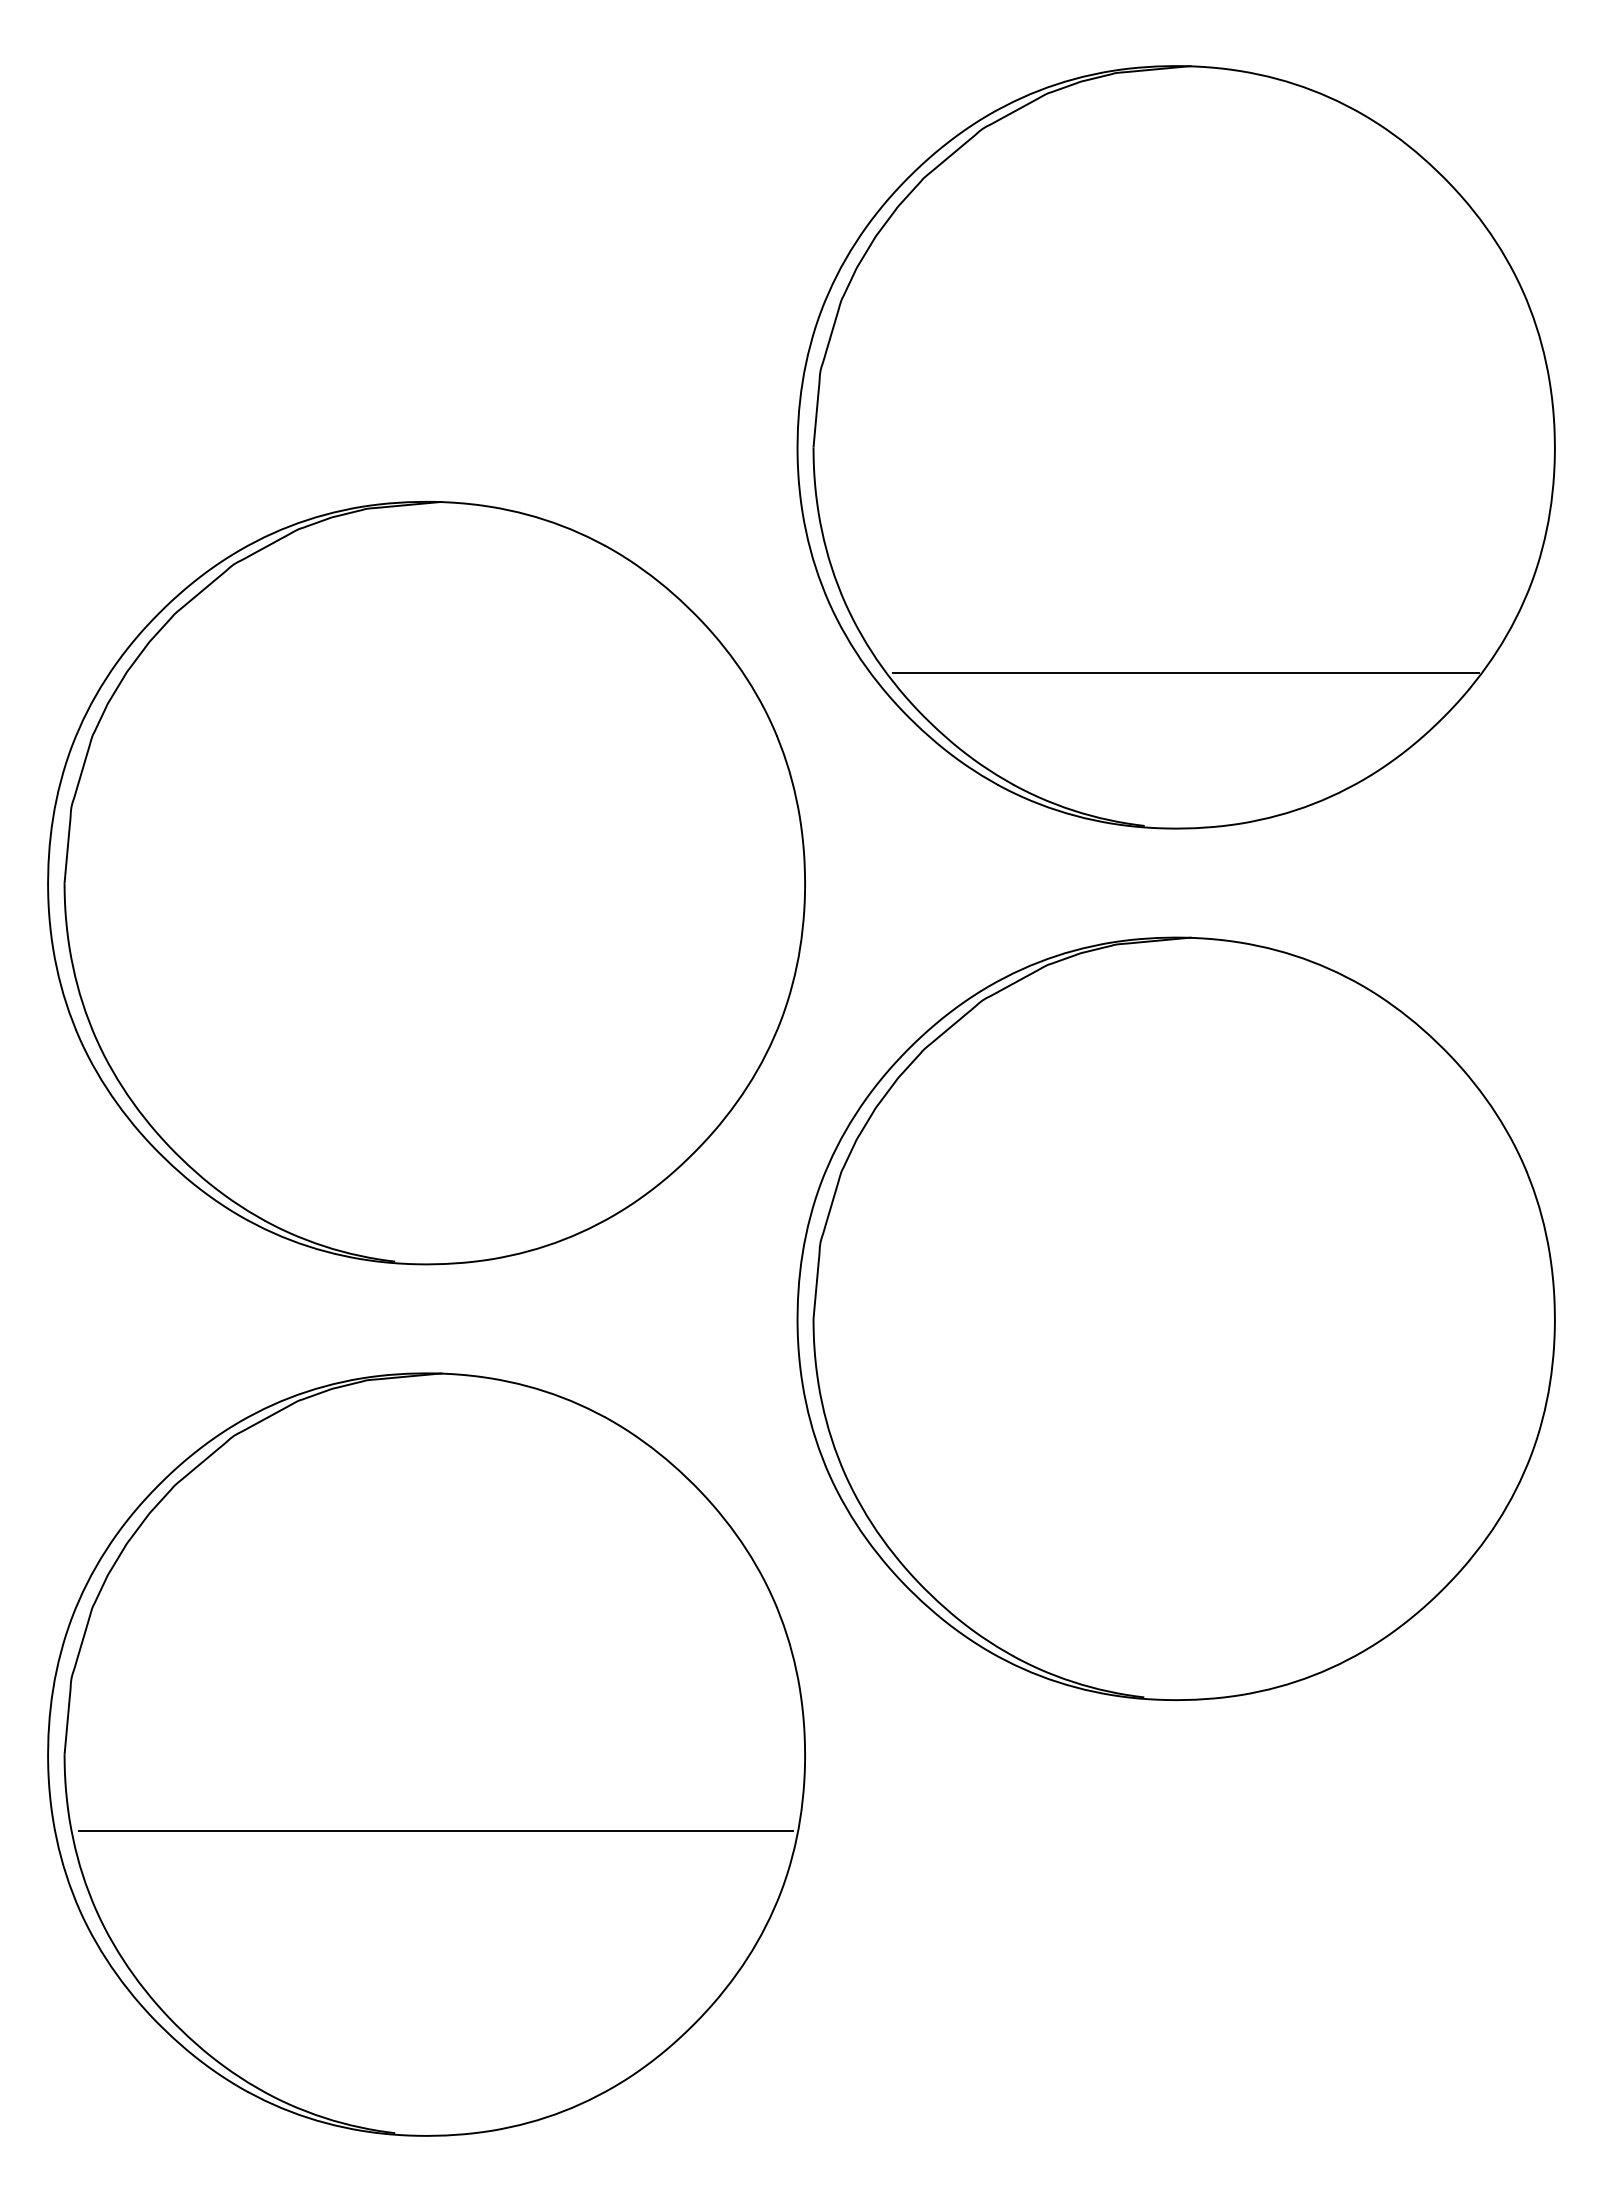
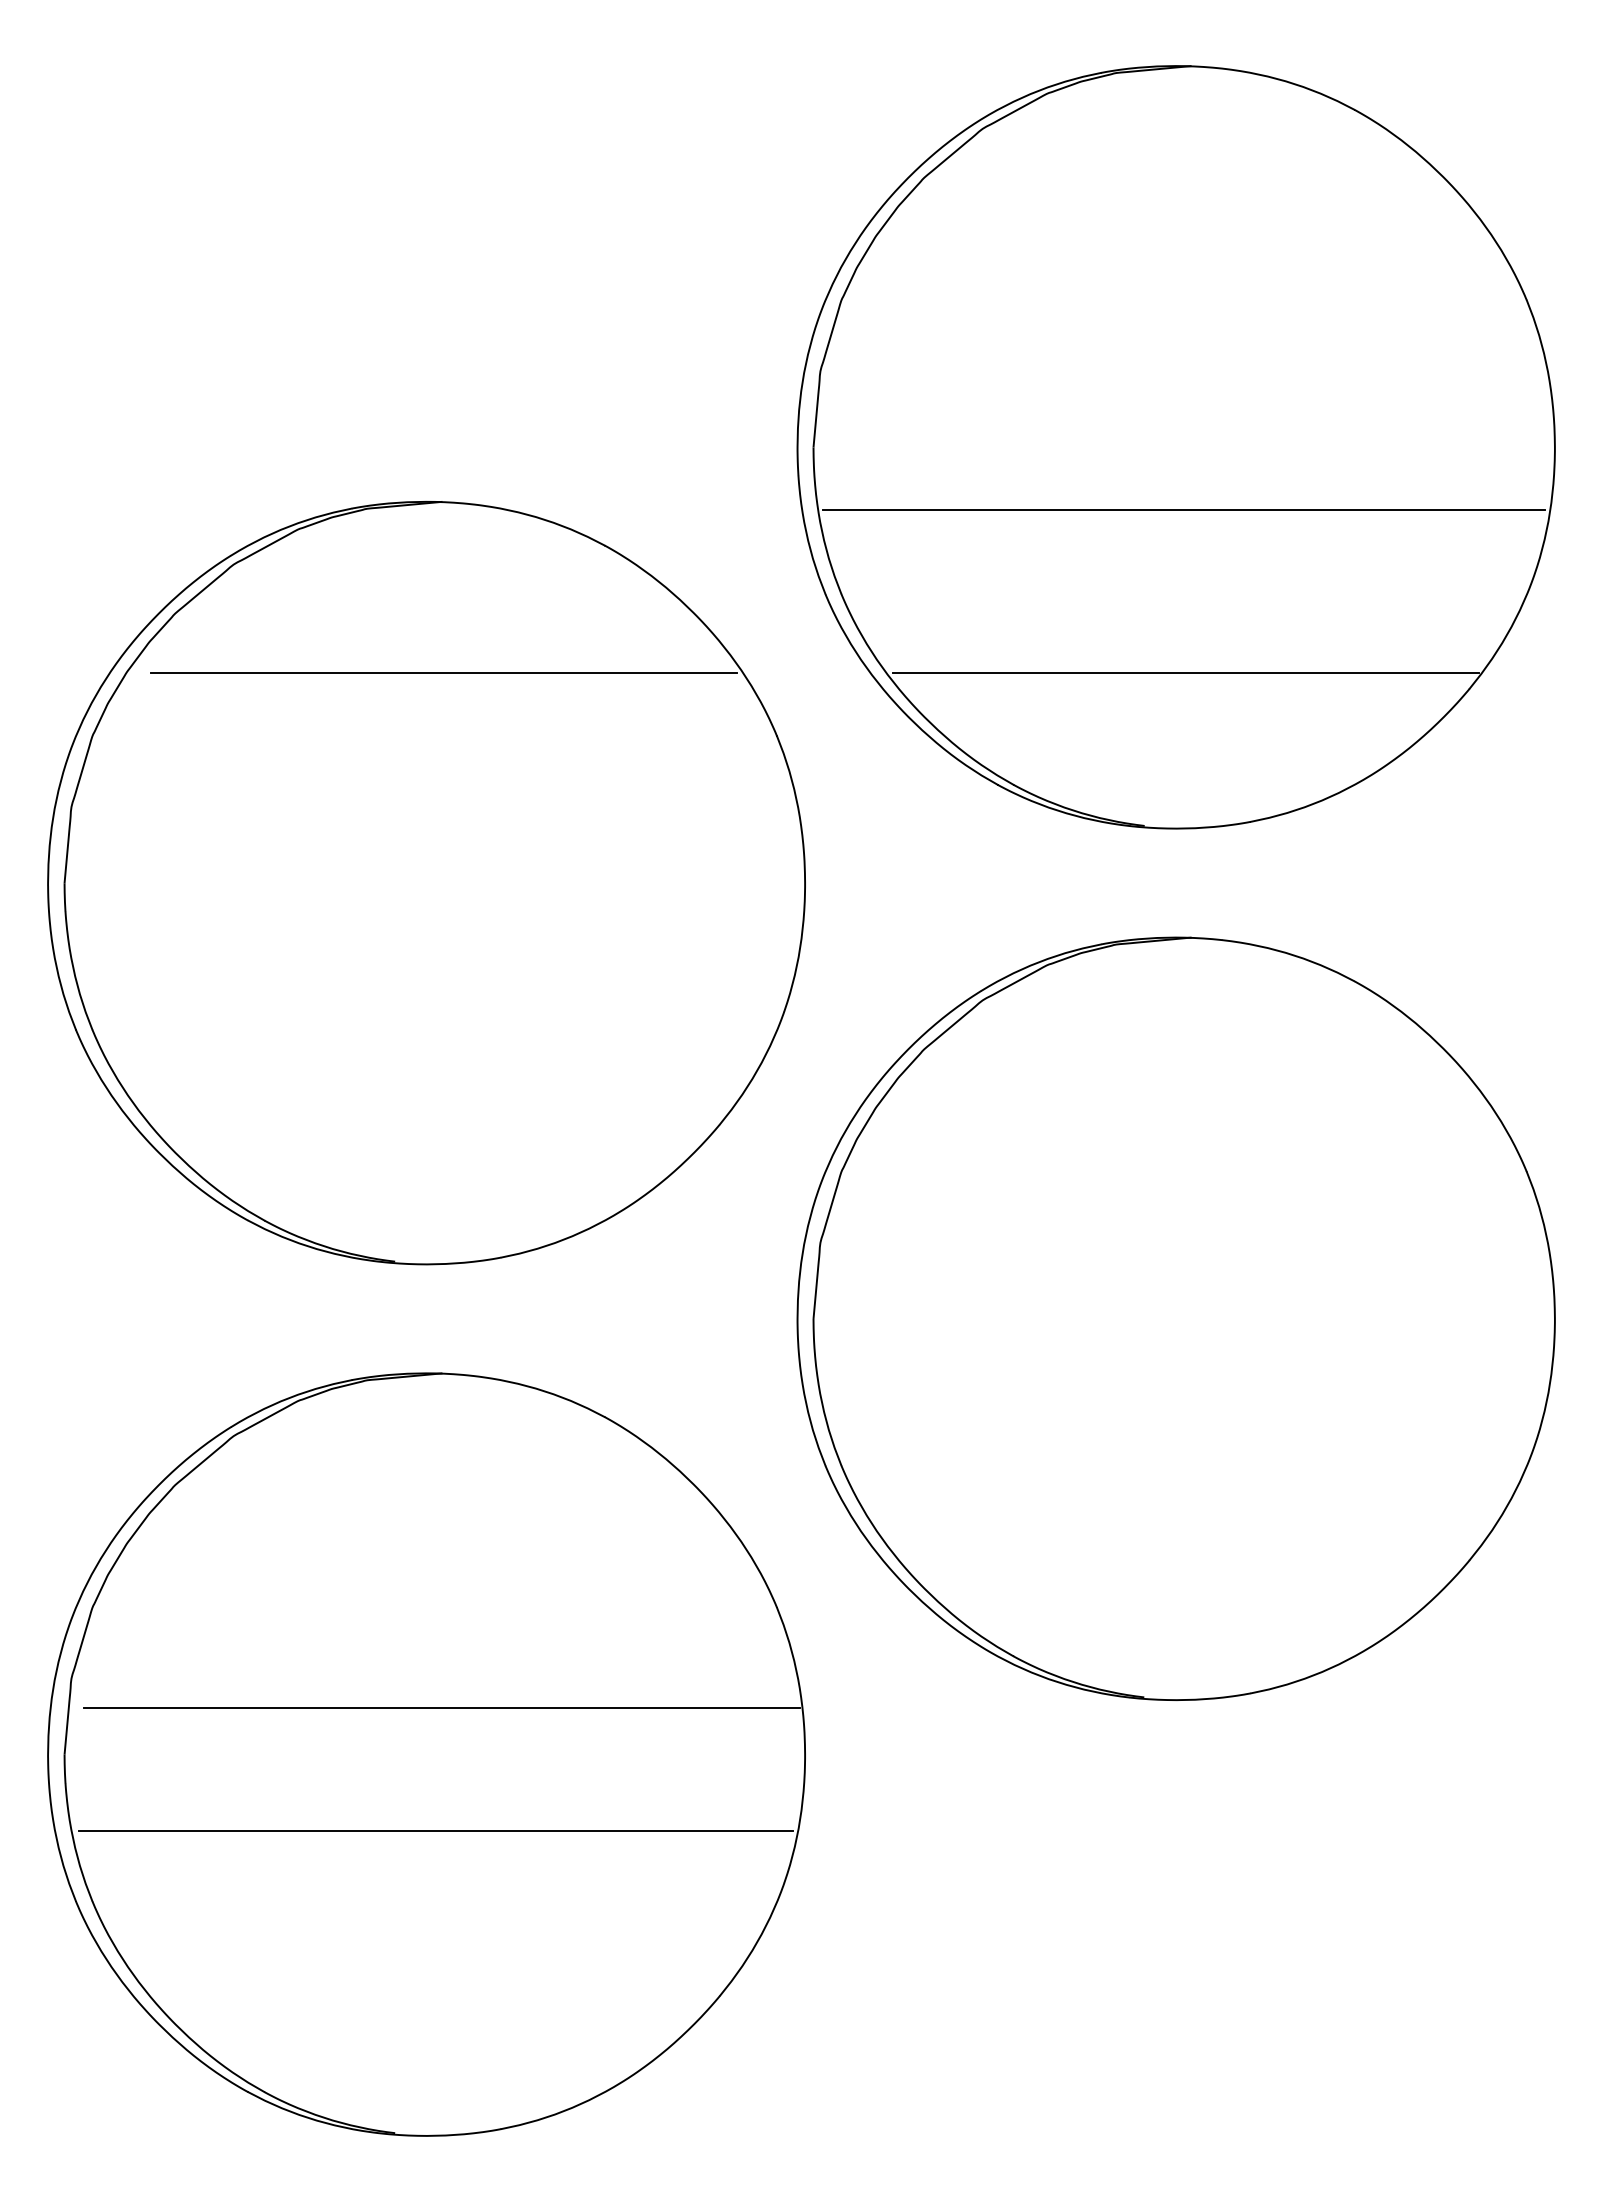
line: none -> present (1184, 509)
line: none -> present (444, 673)
line: none -> present (441, 1708)
